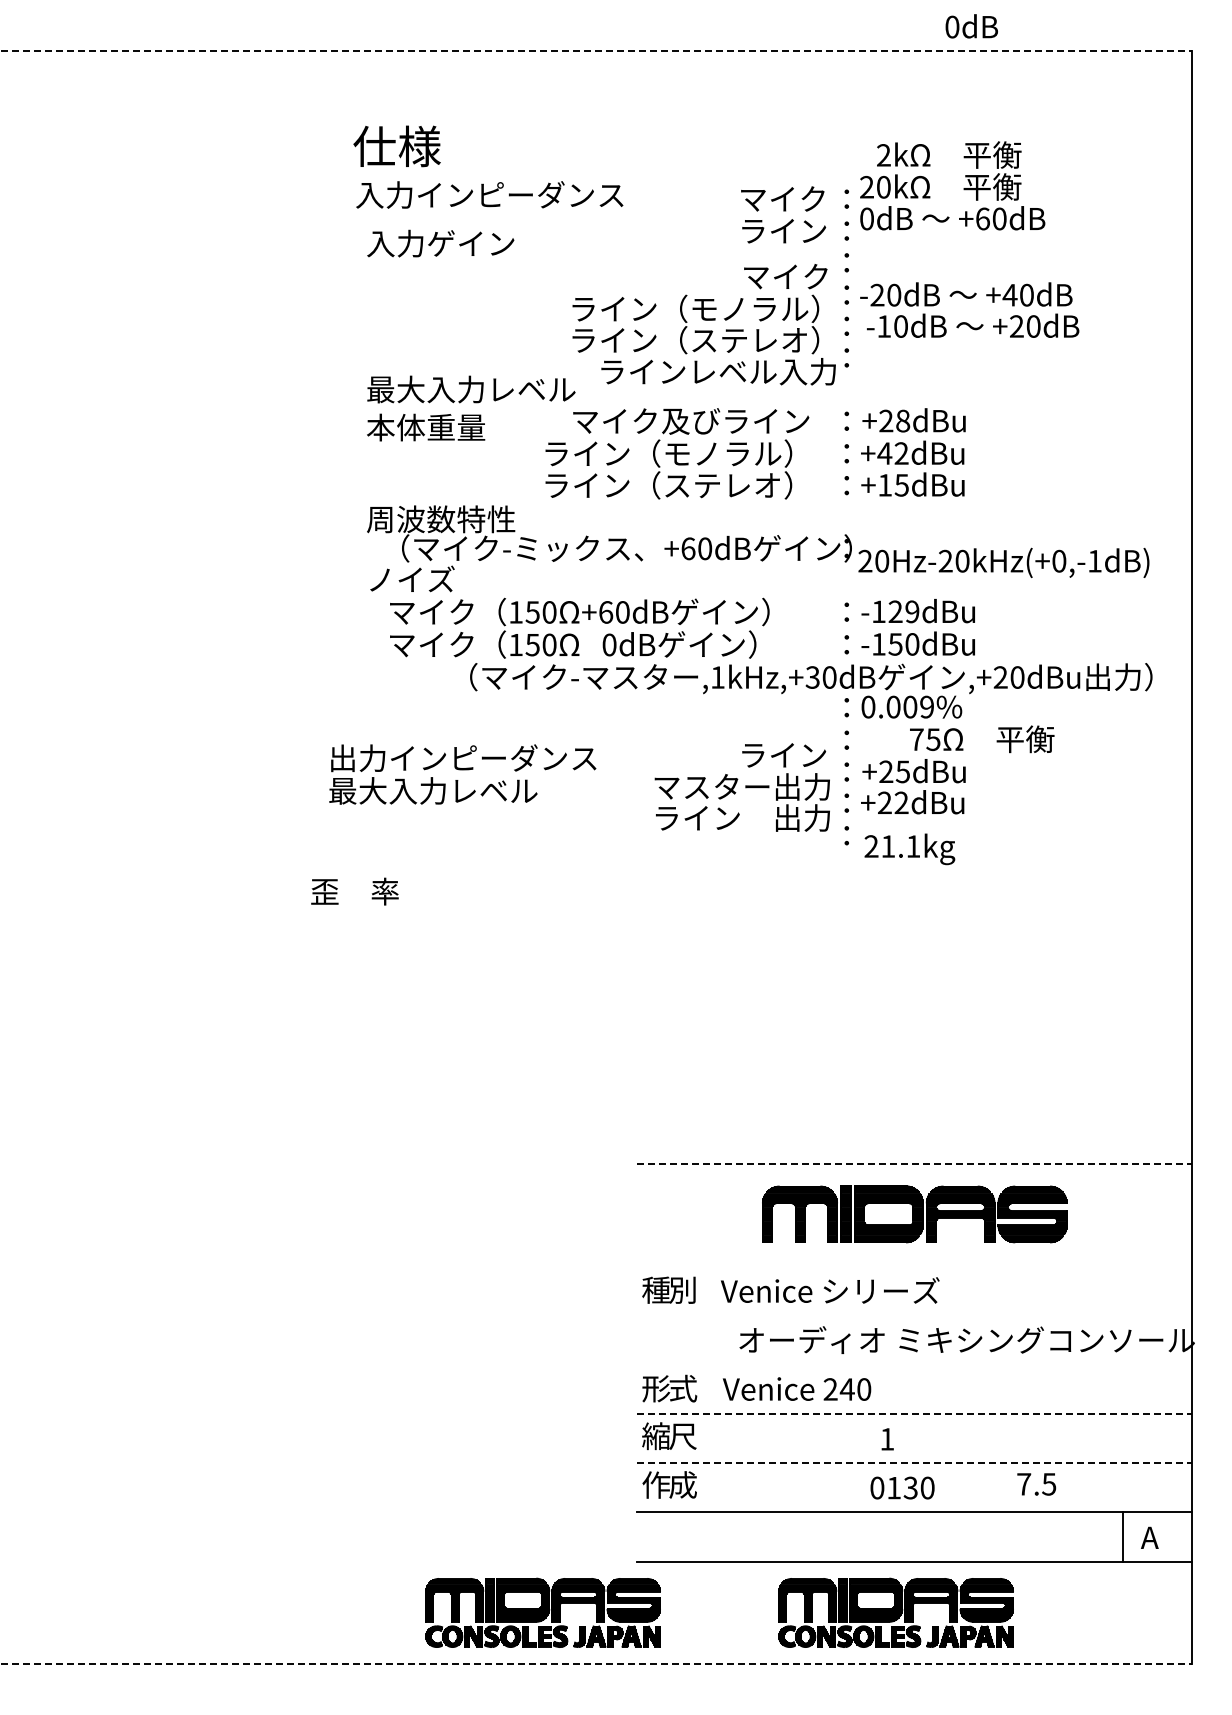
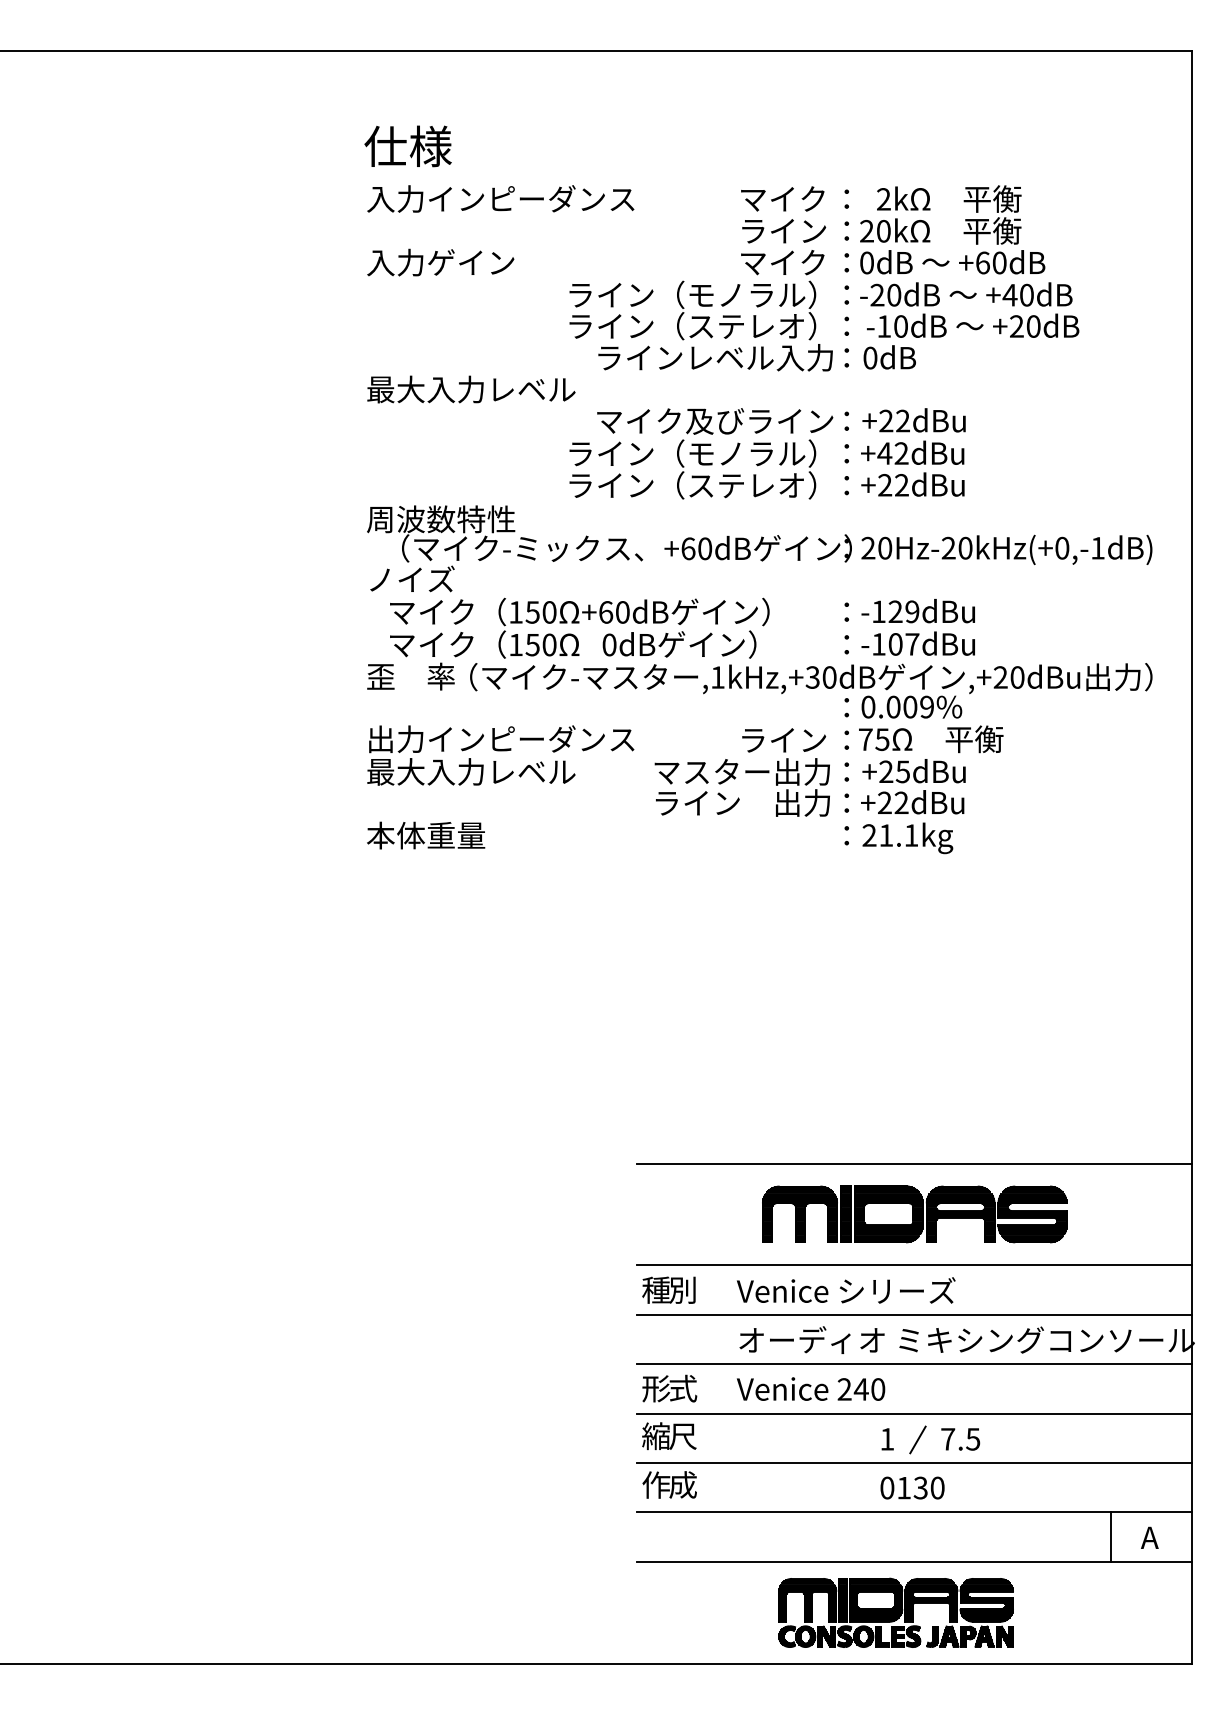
text position: (971, 26) -> (889, 357) (889, 357)
line: dashed -> solid (596, 51)
text position: (396, 146) -> (407, 146) (407, 146)
text position: (952, 185) -> (952, 229) (952, 229)
text position: (489, 194) -> (500, 198) (500, 198)
text position: (440, 243) -> (440, 262) (440, 262)
text position: (703, 324) -> (700, 310) (700, 310)
text: +28dBu -> +22dBu (903, 420)
text position: (426, 427) -> (426, 835) (426, 835)
text position: (677, 453) -> (701, 453) (701, 453)
text: +15dBu -> +22dBu (893, 484)
text position: (1003, 562) -> (1006, 549) (1006, 549)
text: -150dBu -> -107dBu (903, 644)
text position: (982, 739) -> (931, 739) (931, 739)
text position: (462, 774) -> (500, 755) (500, 755)
text position: (741, 787) -> (741, 772) (741, 772)
text position: (909, 849) -> (907, 838) (907, 838)
text position: (354, 891) -> (410, 676) (410, 676)
line: dashed -> solid (915, 1163)
line: none -> present (914, 1265)
text position: (830, 1290) -> (846, 1290) (846, 1290)
line: none -> present (914, 1314)
line: none -> present (914, 1364)
text position: (796, 1388) -> (810, 1388) (810, 1388)
line: dashed -> solid (915, 1413)
line: none -> present (917, 1439)
line: dashed -> solid (915, 1462)
text position: (1036, 1484) -> (960, 1439) (960, 1439)
text position: (902, 1487) -> (912, 1487) (912, 1487)
line position: (1122, 1536) -> (1110, 1536) (1110, 1536)
part: present -> none (542, 1612)
line: dashed -> solid (596, 1663)
